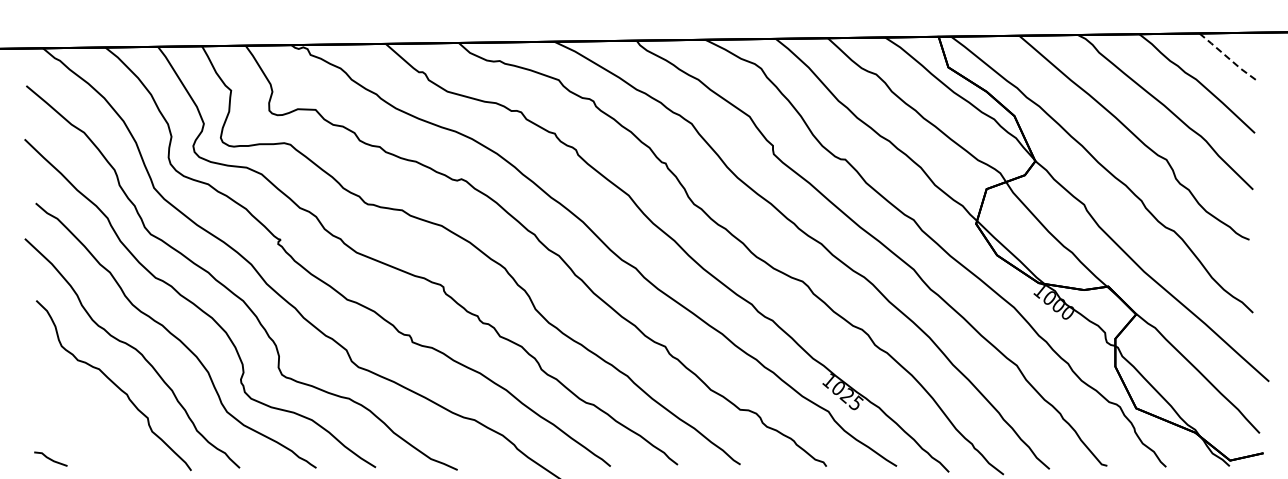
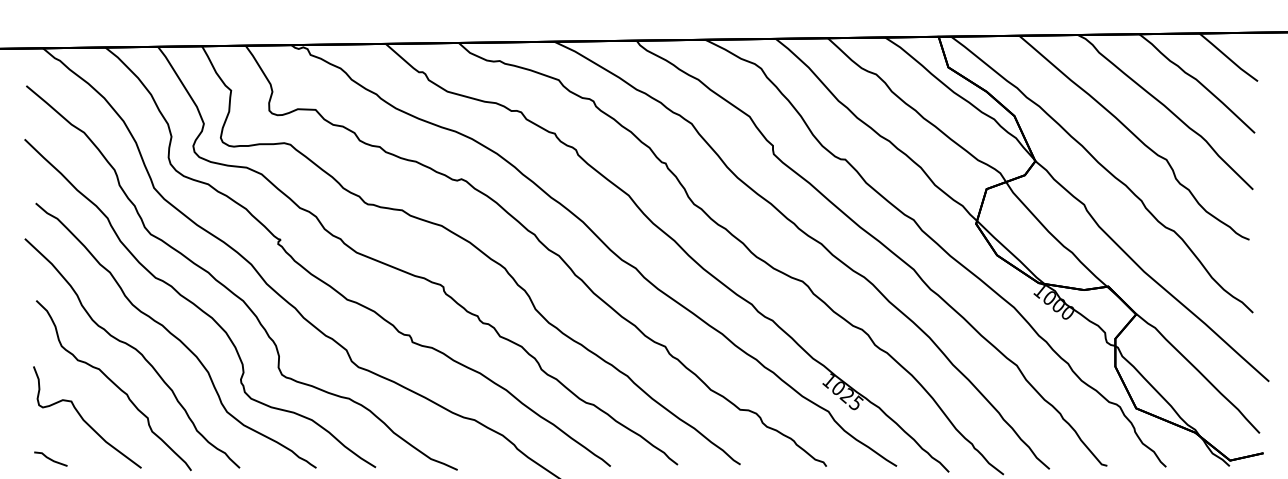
line: dashed -> solid (1228, 58)
curve: none -> present (84, 419)
